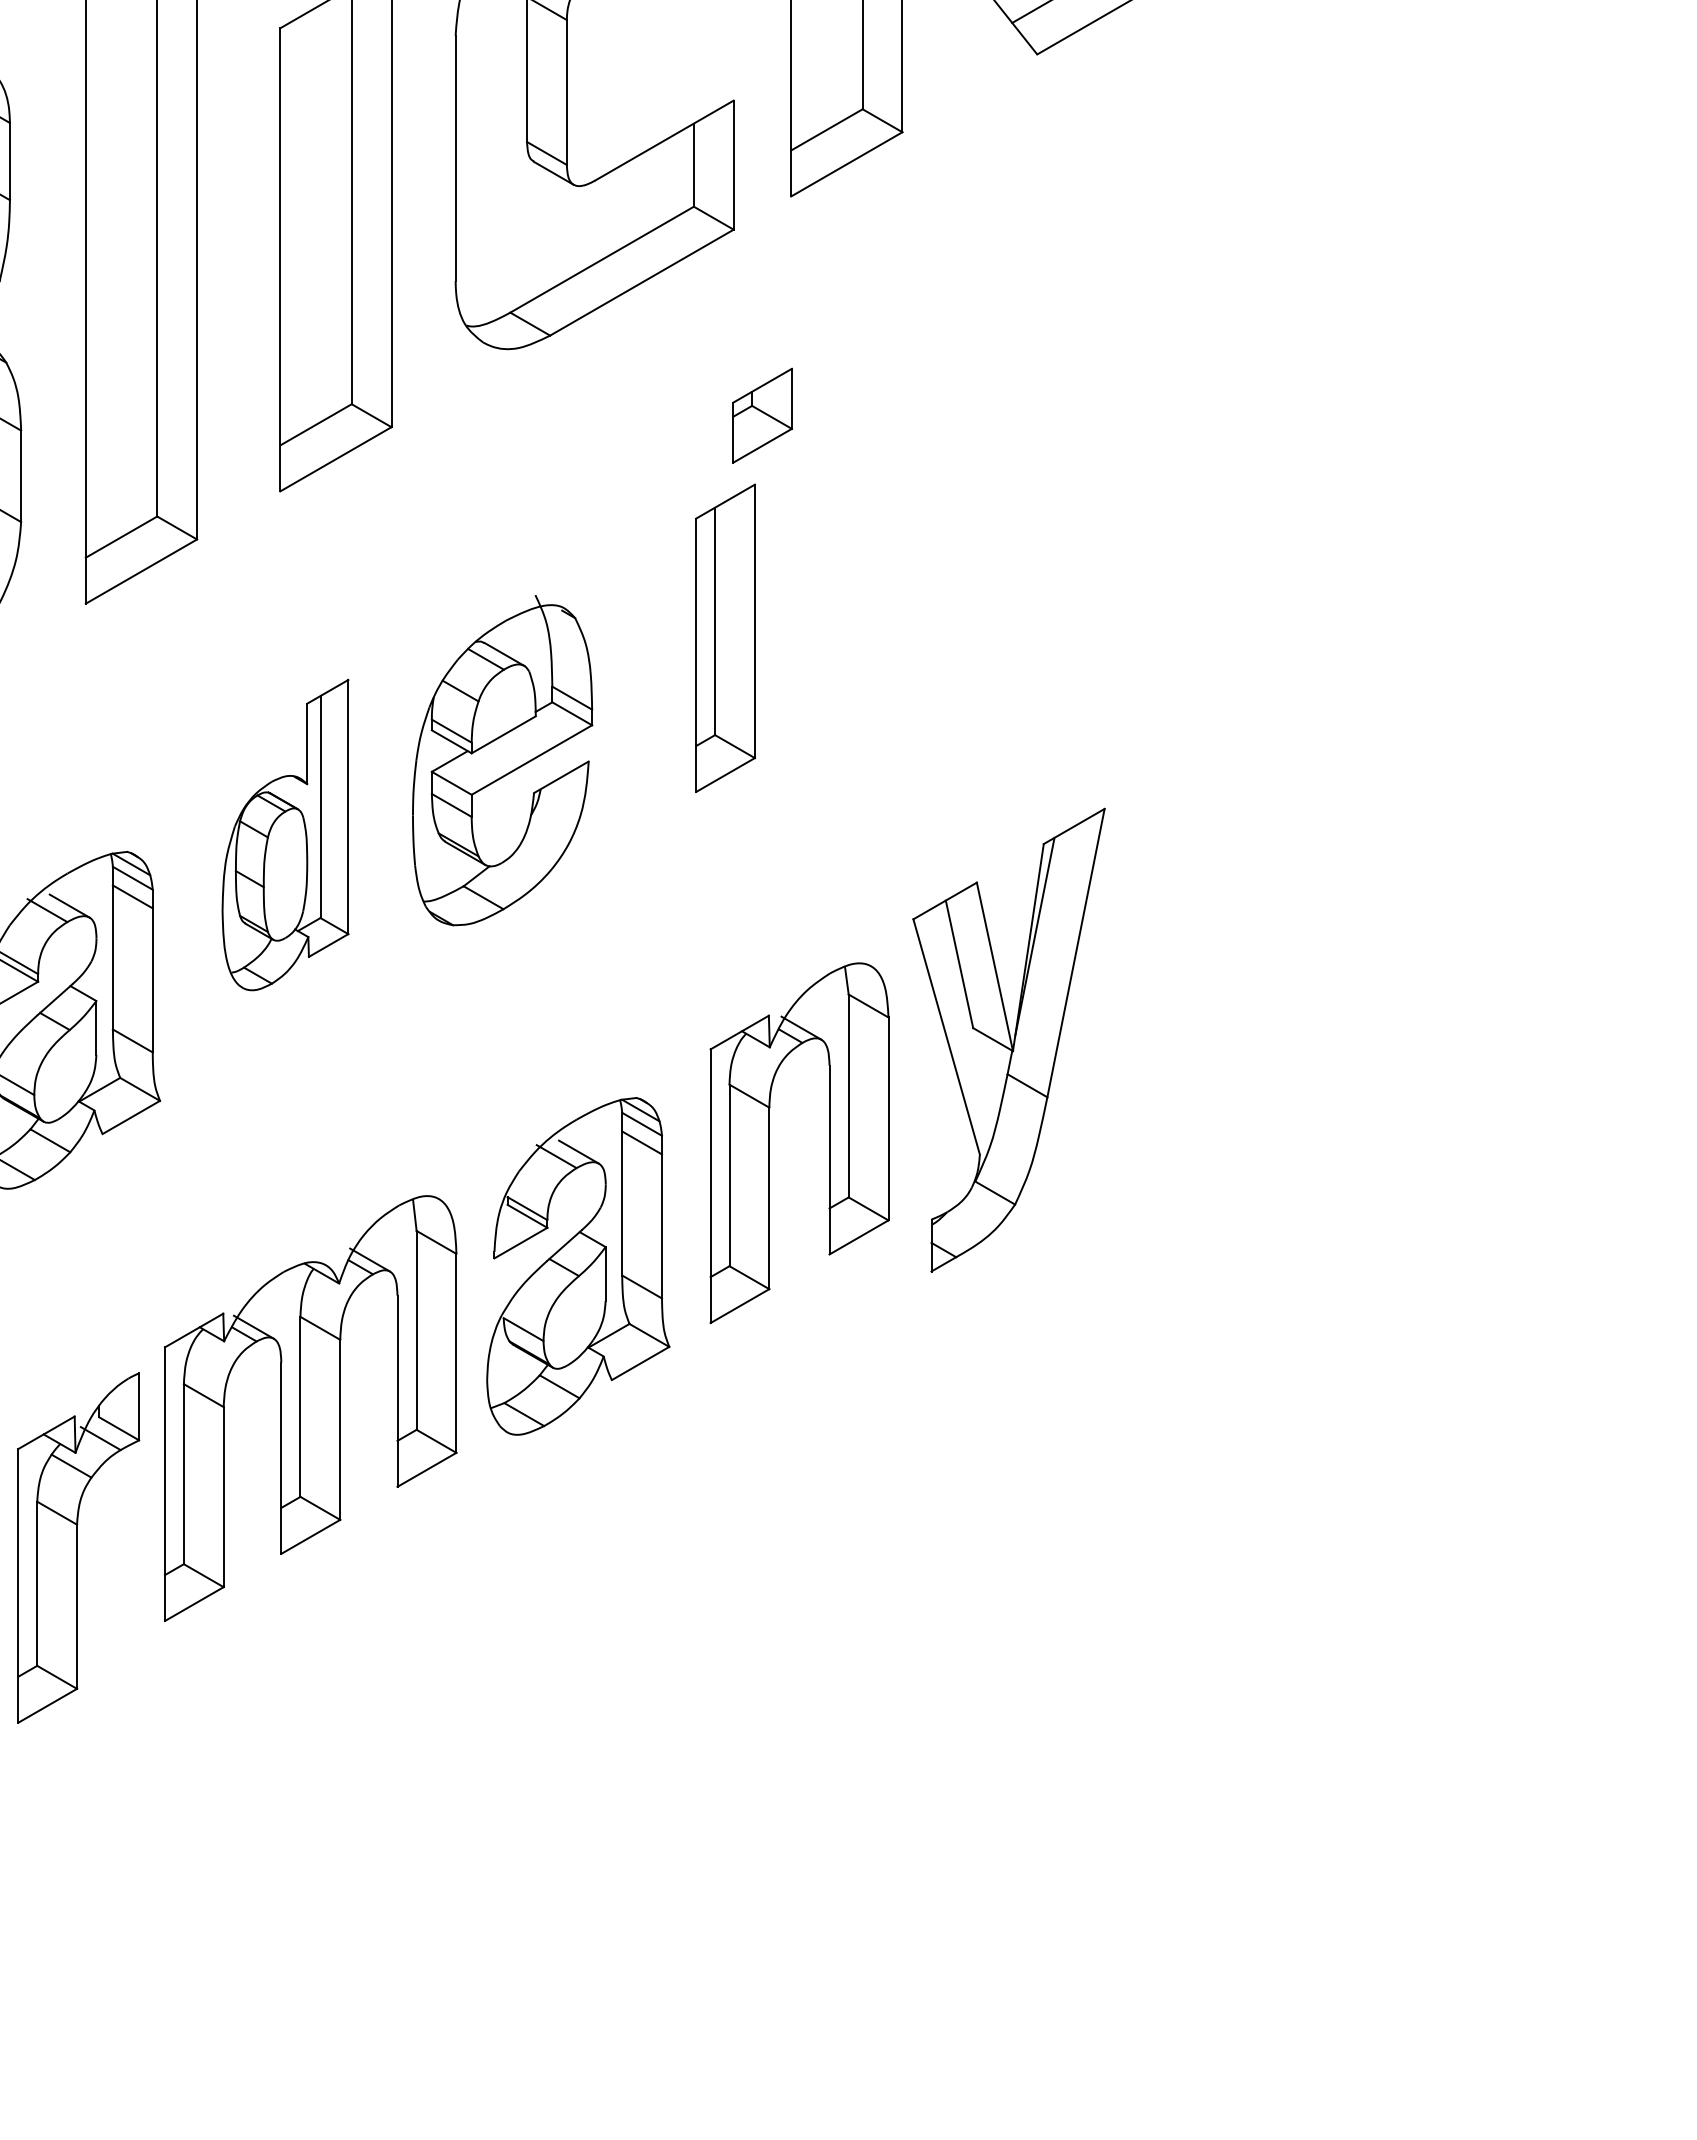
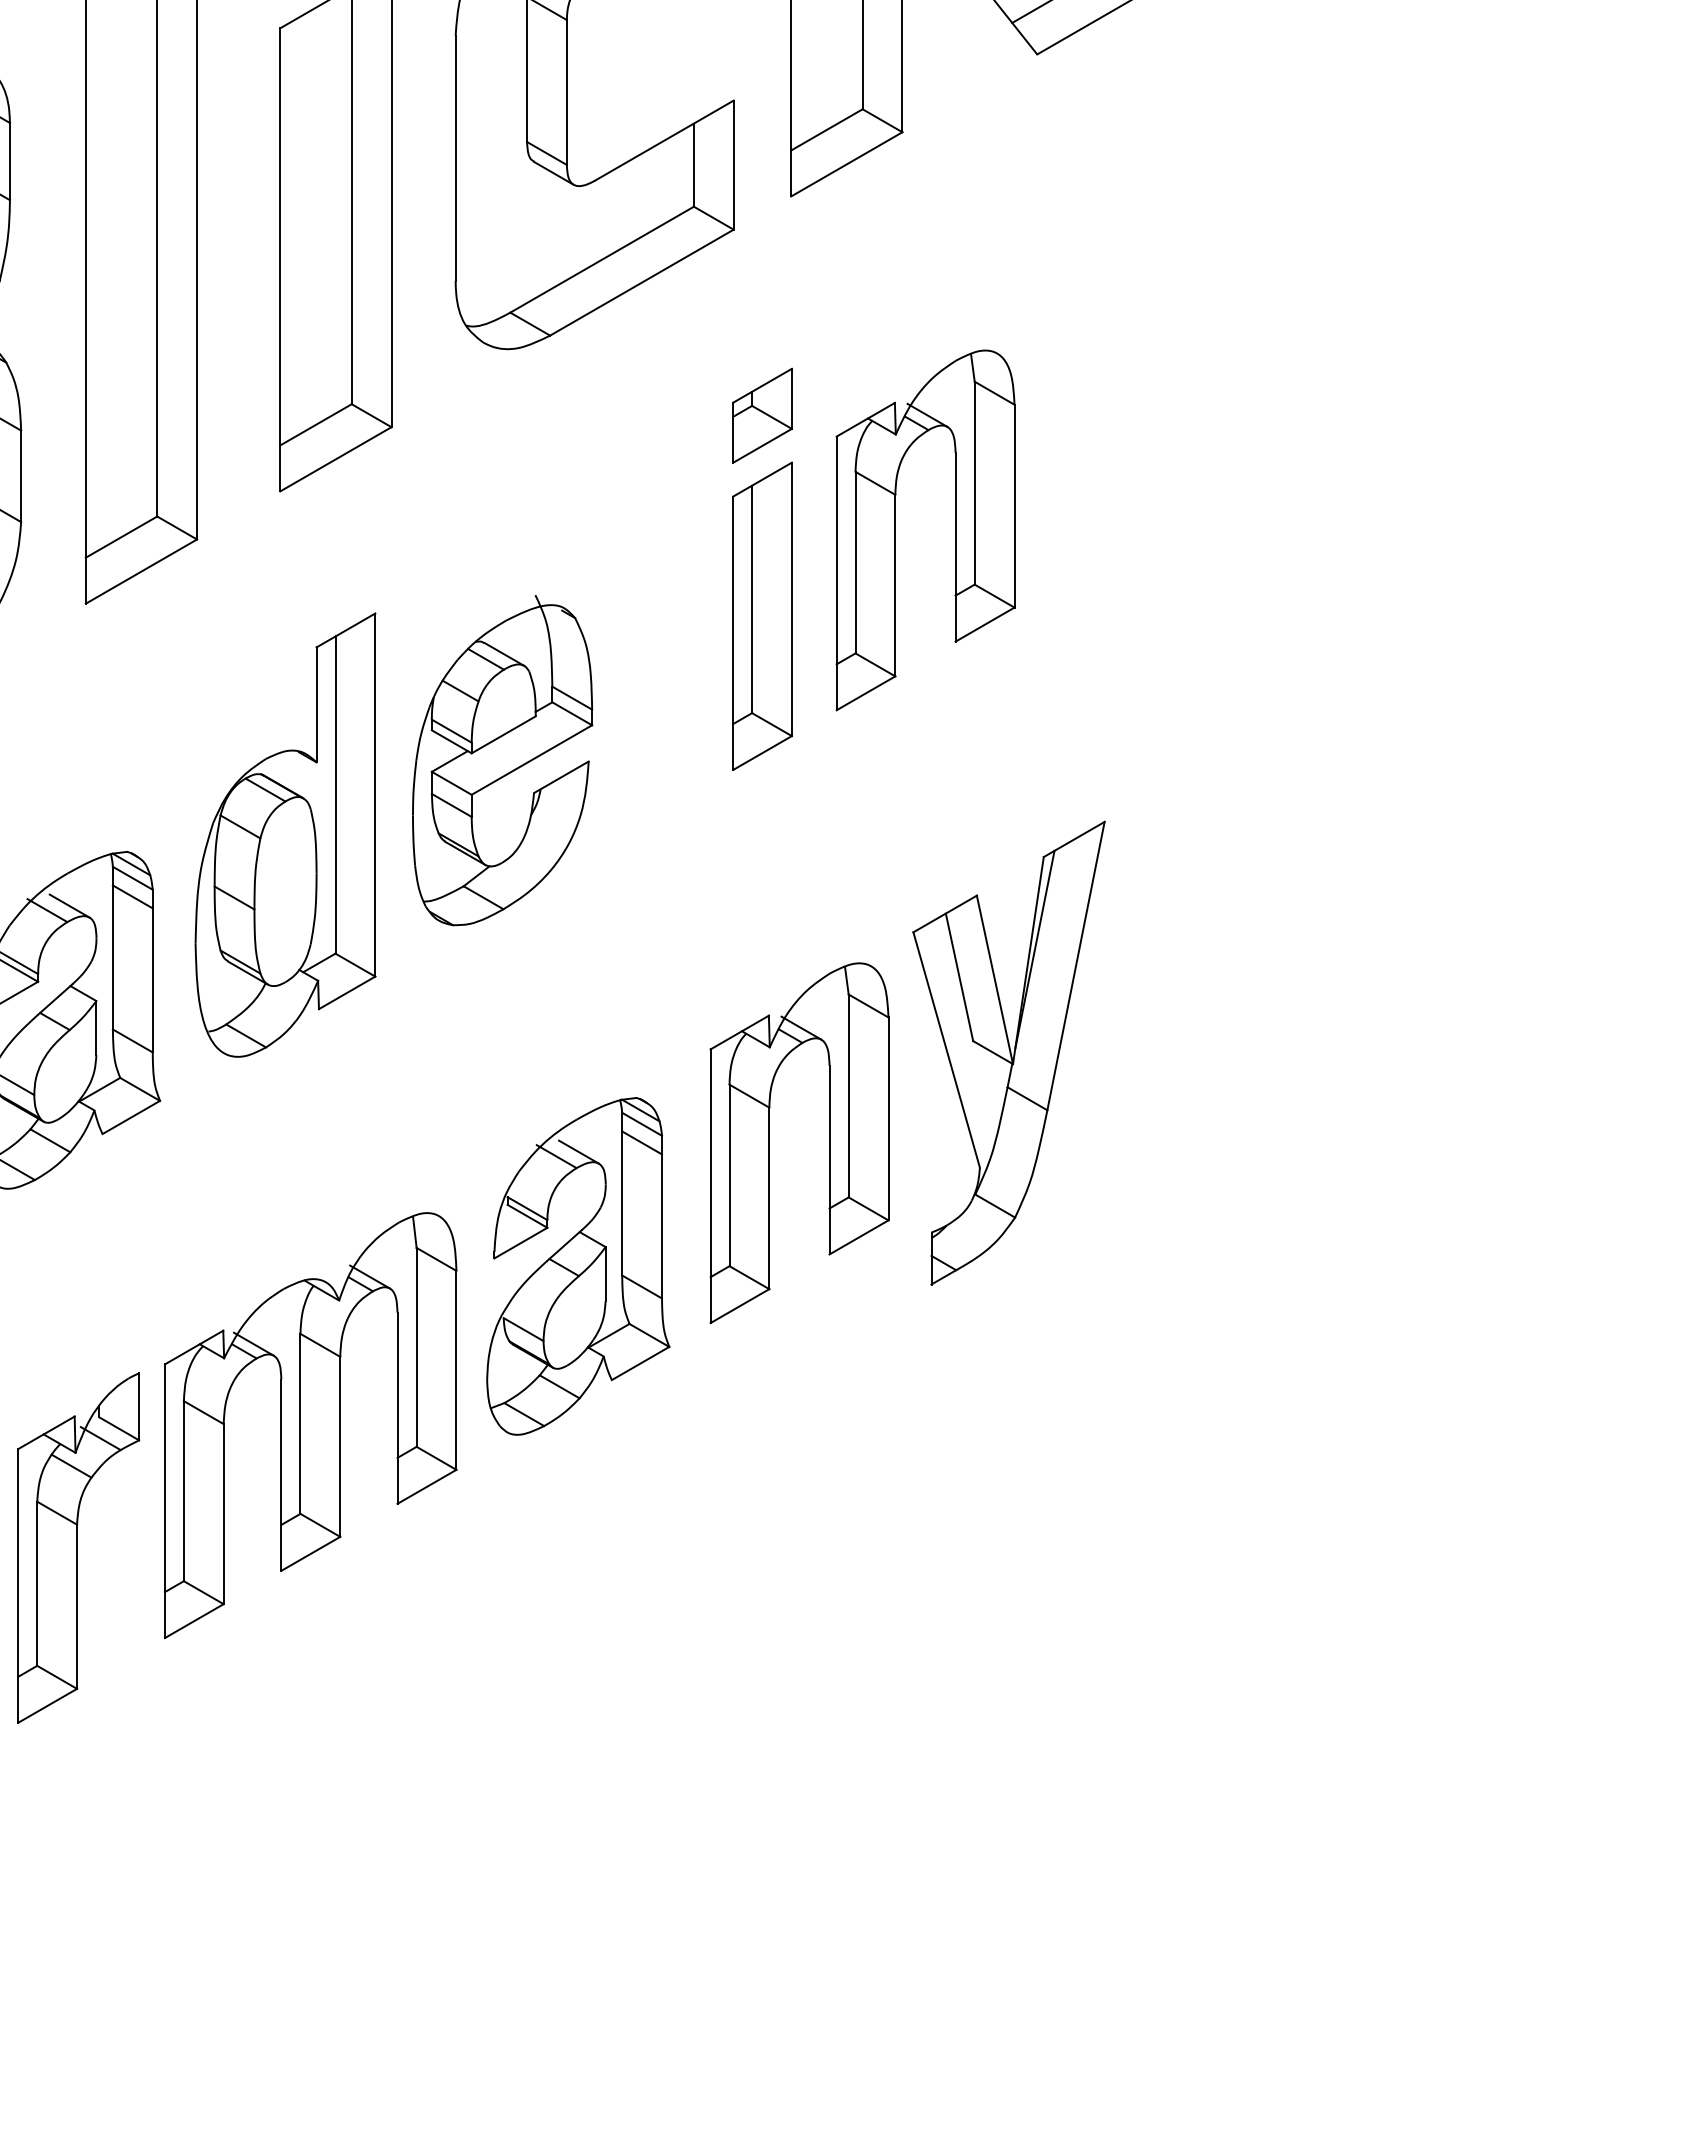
part: none -> present (895, 530)
part position: (725, 637) -> (762, 615) (762, 615)
part size: 129x314 px -> 183x446 px (285, 834)
part position: (1008, 1039) -> (1008, 1052) (1008, 1052)
part position: (310, 1408) -> (310, 1425) (310, 1425)
